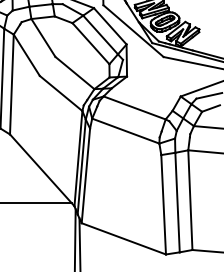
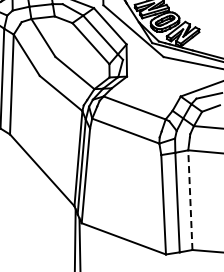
line: solid -> dashed (190, 200)
line: present -> none (37, 203)
